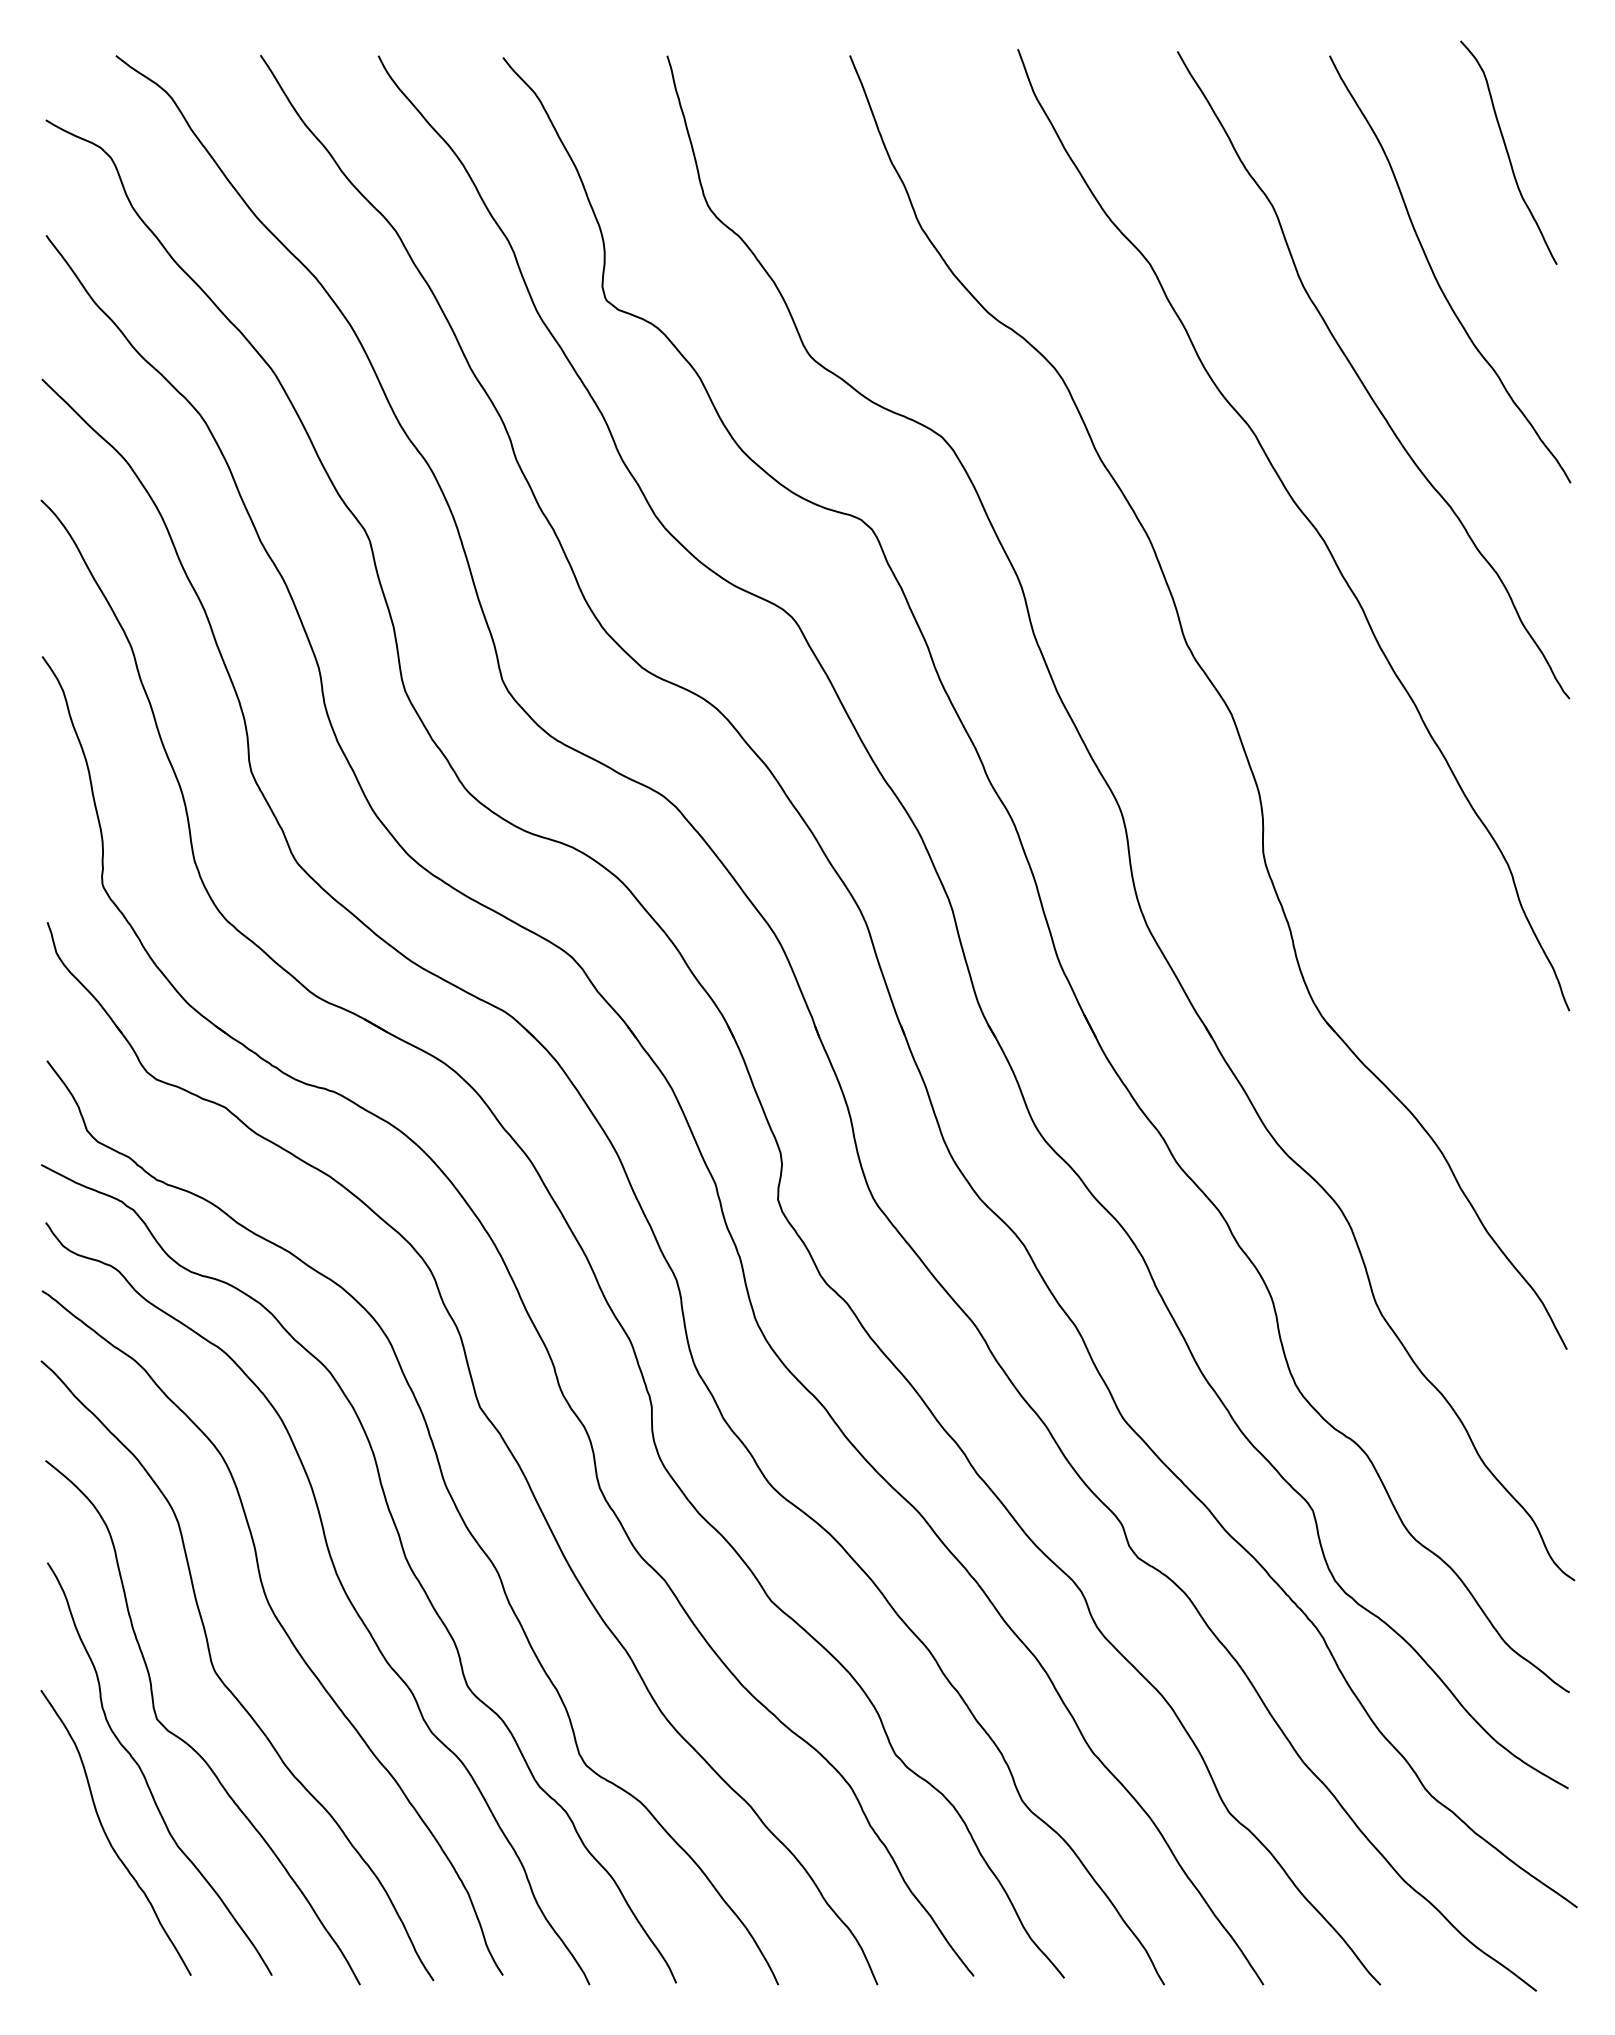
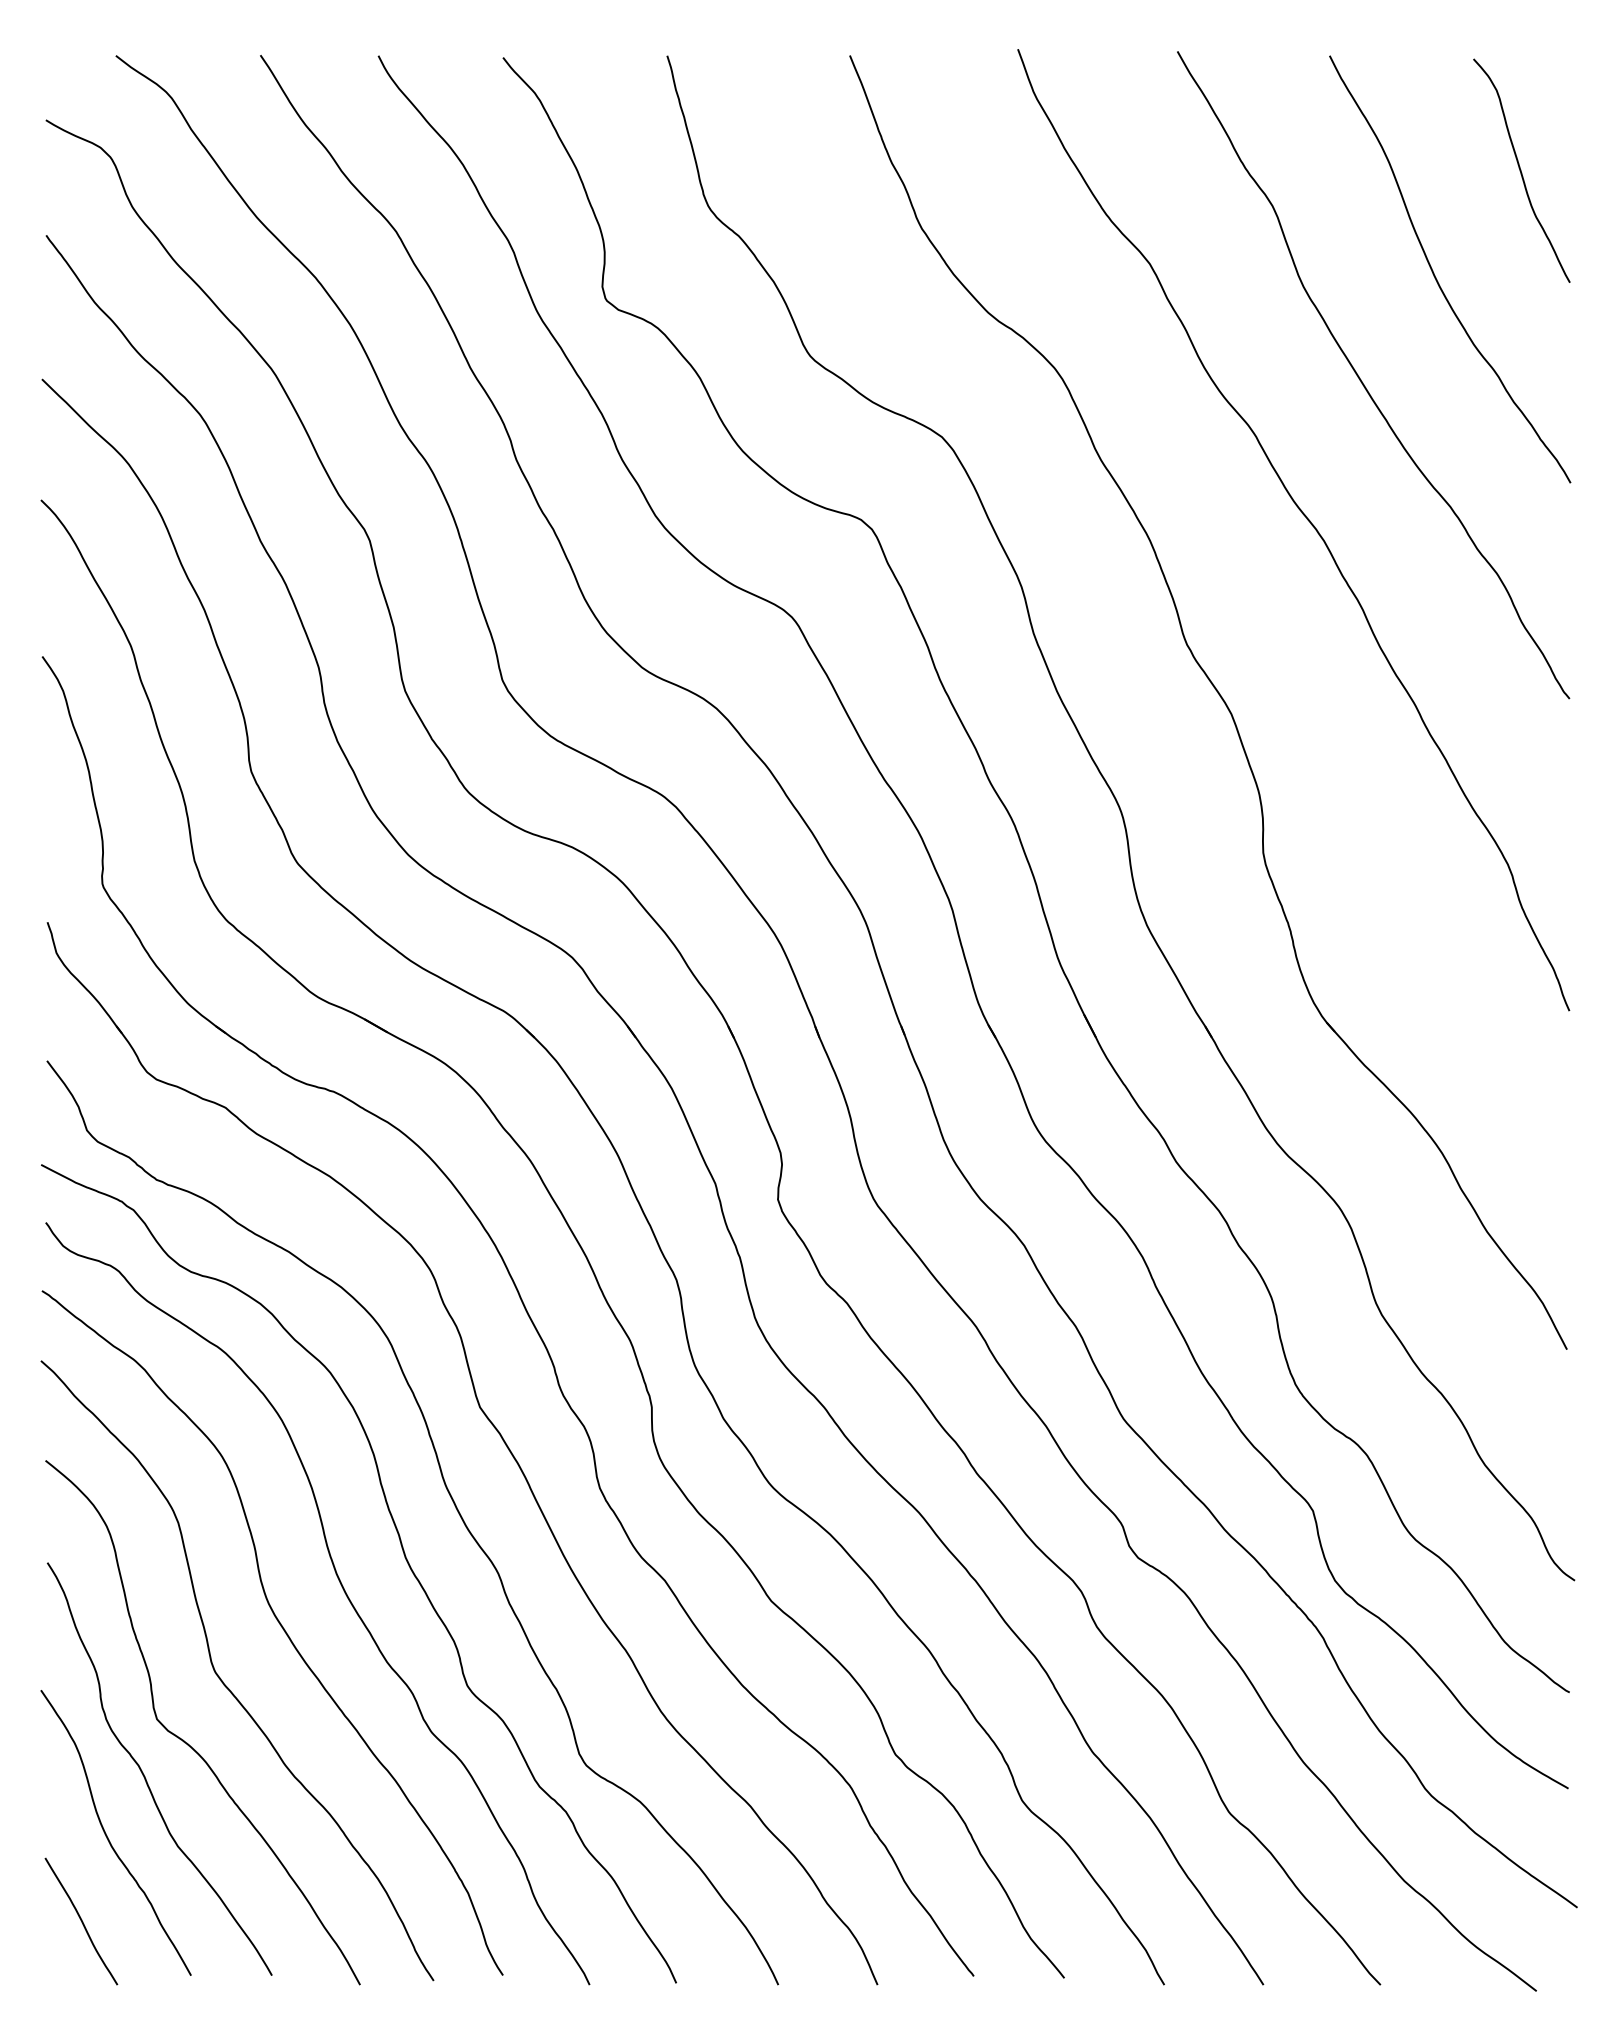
curve position: (1508, 152) -> (1521, 170) (1521, 170)
curve: none -> present (81, 1921)
